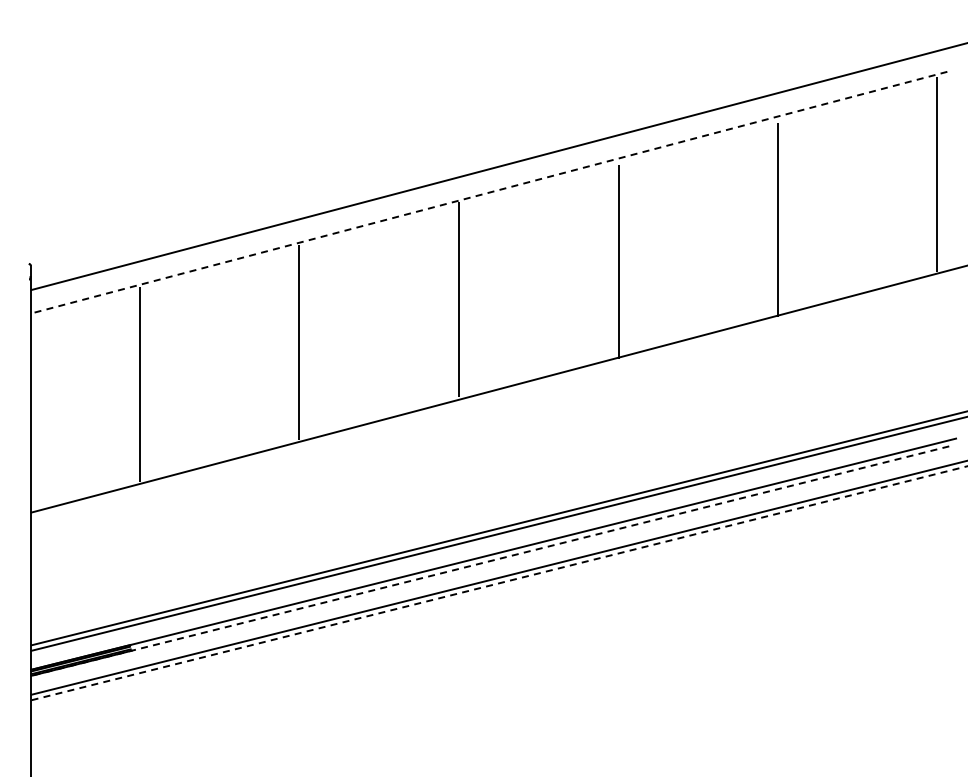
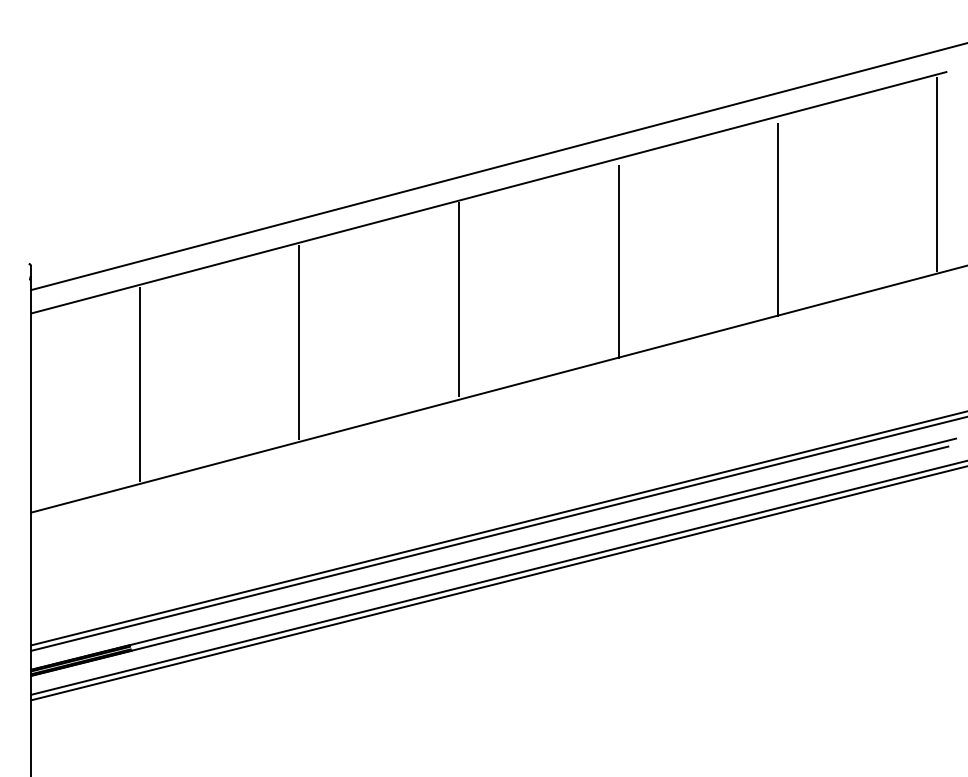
line: dashed -> solid (488, 192)
line: dashed -> solid (489, 561)
line: dashed -> solid (499, 583)
